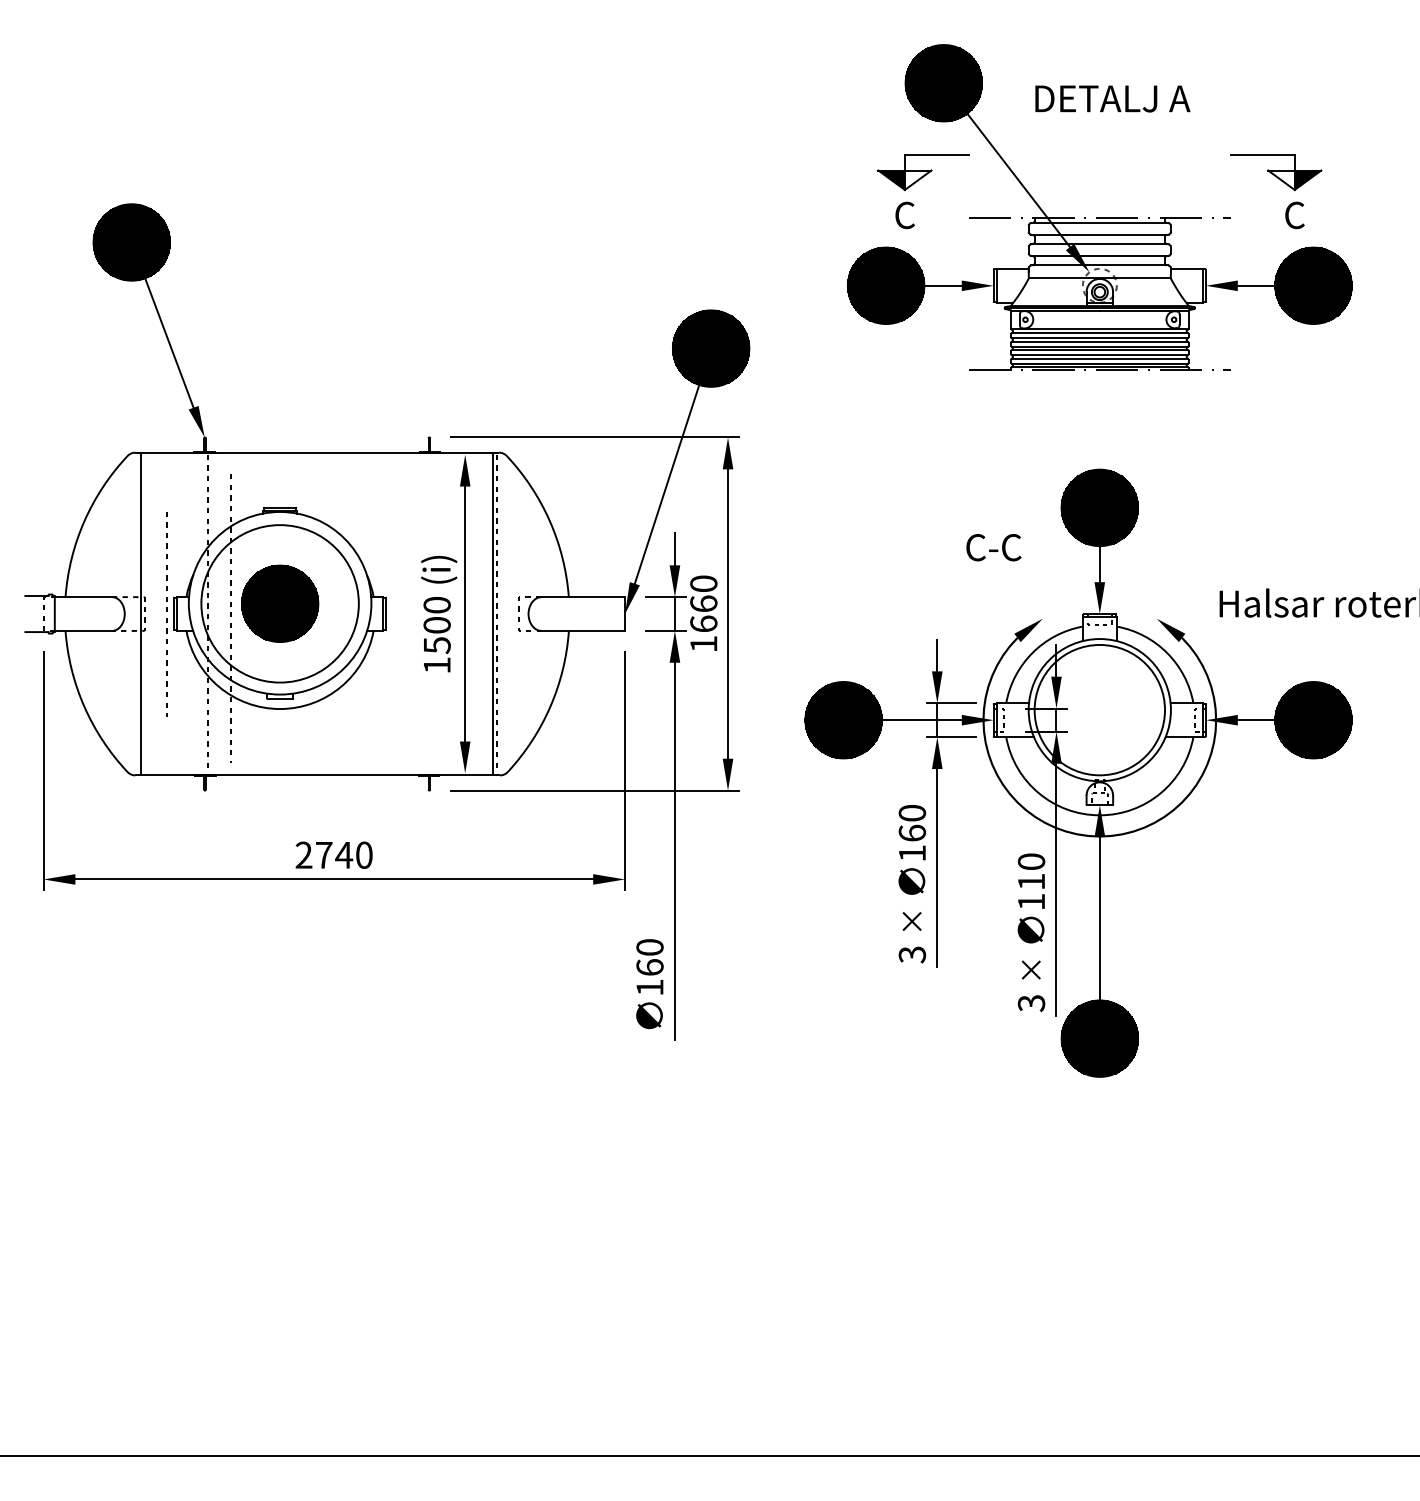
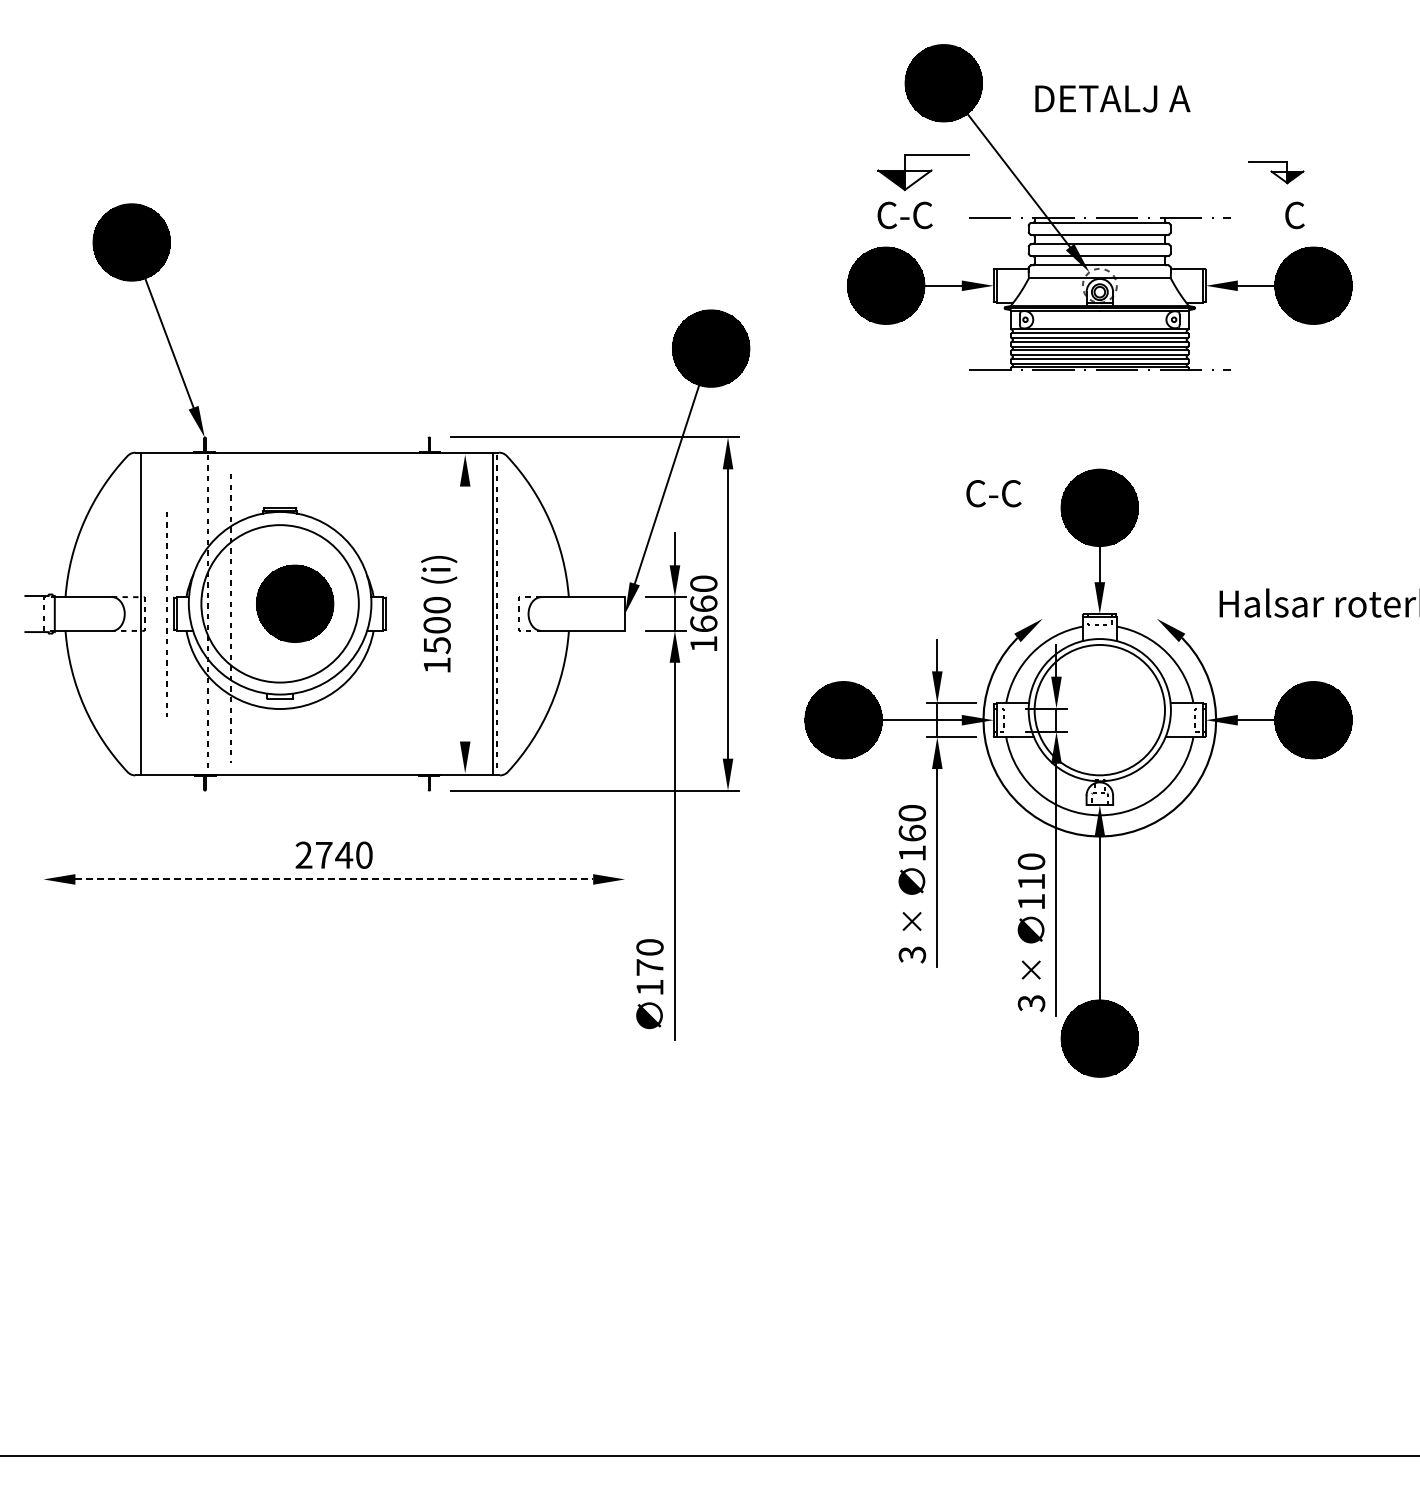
part size: 93x38 px -> 57x24 px (1276, 172)
text: C -> C-C (904, 215)
text position: (993, 547) -> (993, 493) (993, 493)
part position: (280, 603) -> (295, 603) (295, 603)
line: present -> none (465, 613)
line: present -> none (43, 771)
line: present -> none (625, 771)
line: solid -> dashed (334, 879)
text: 160 -> 170 (649, 967)
